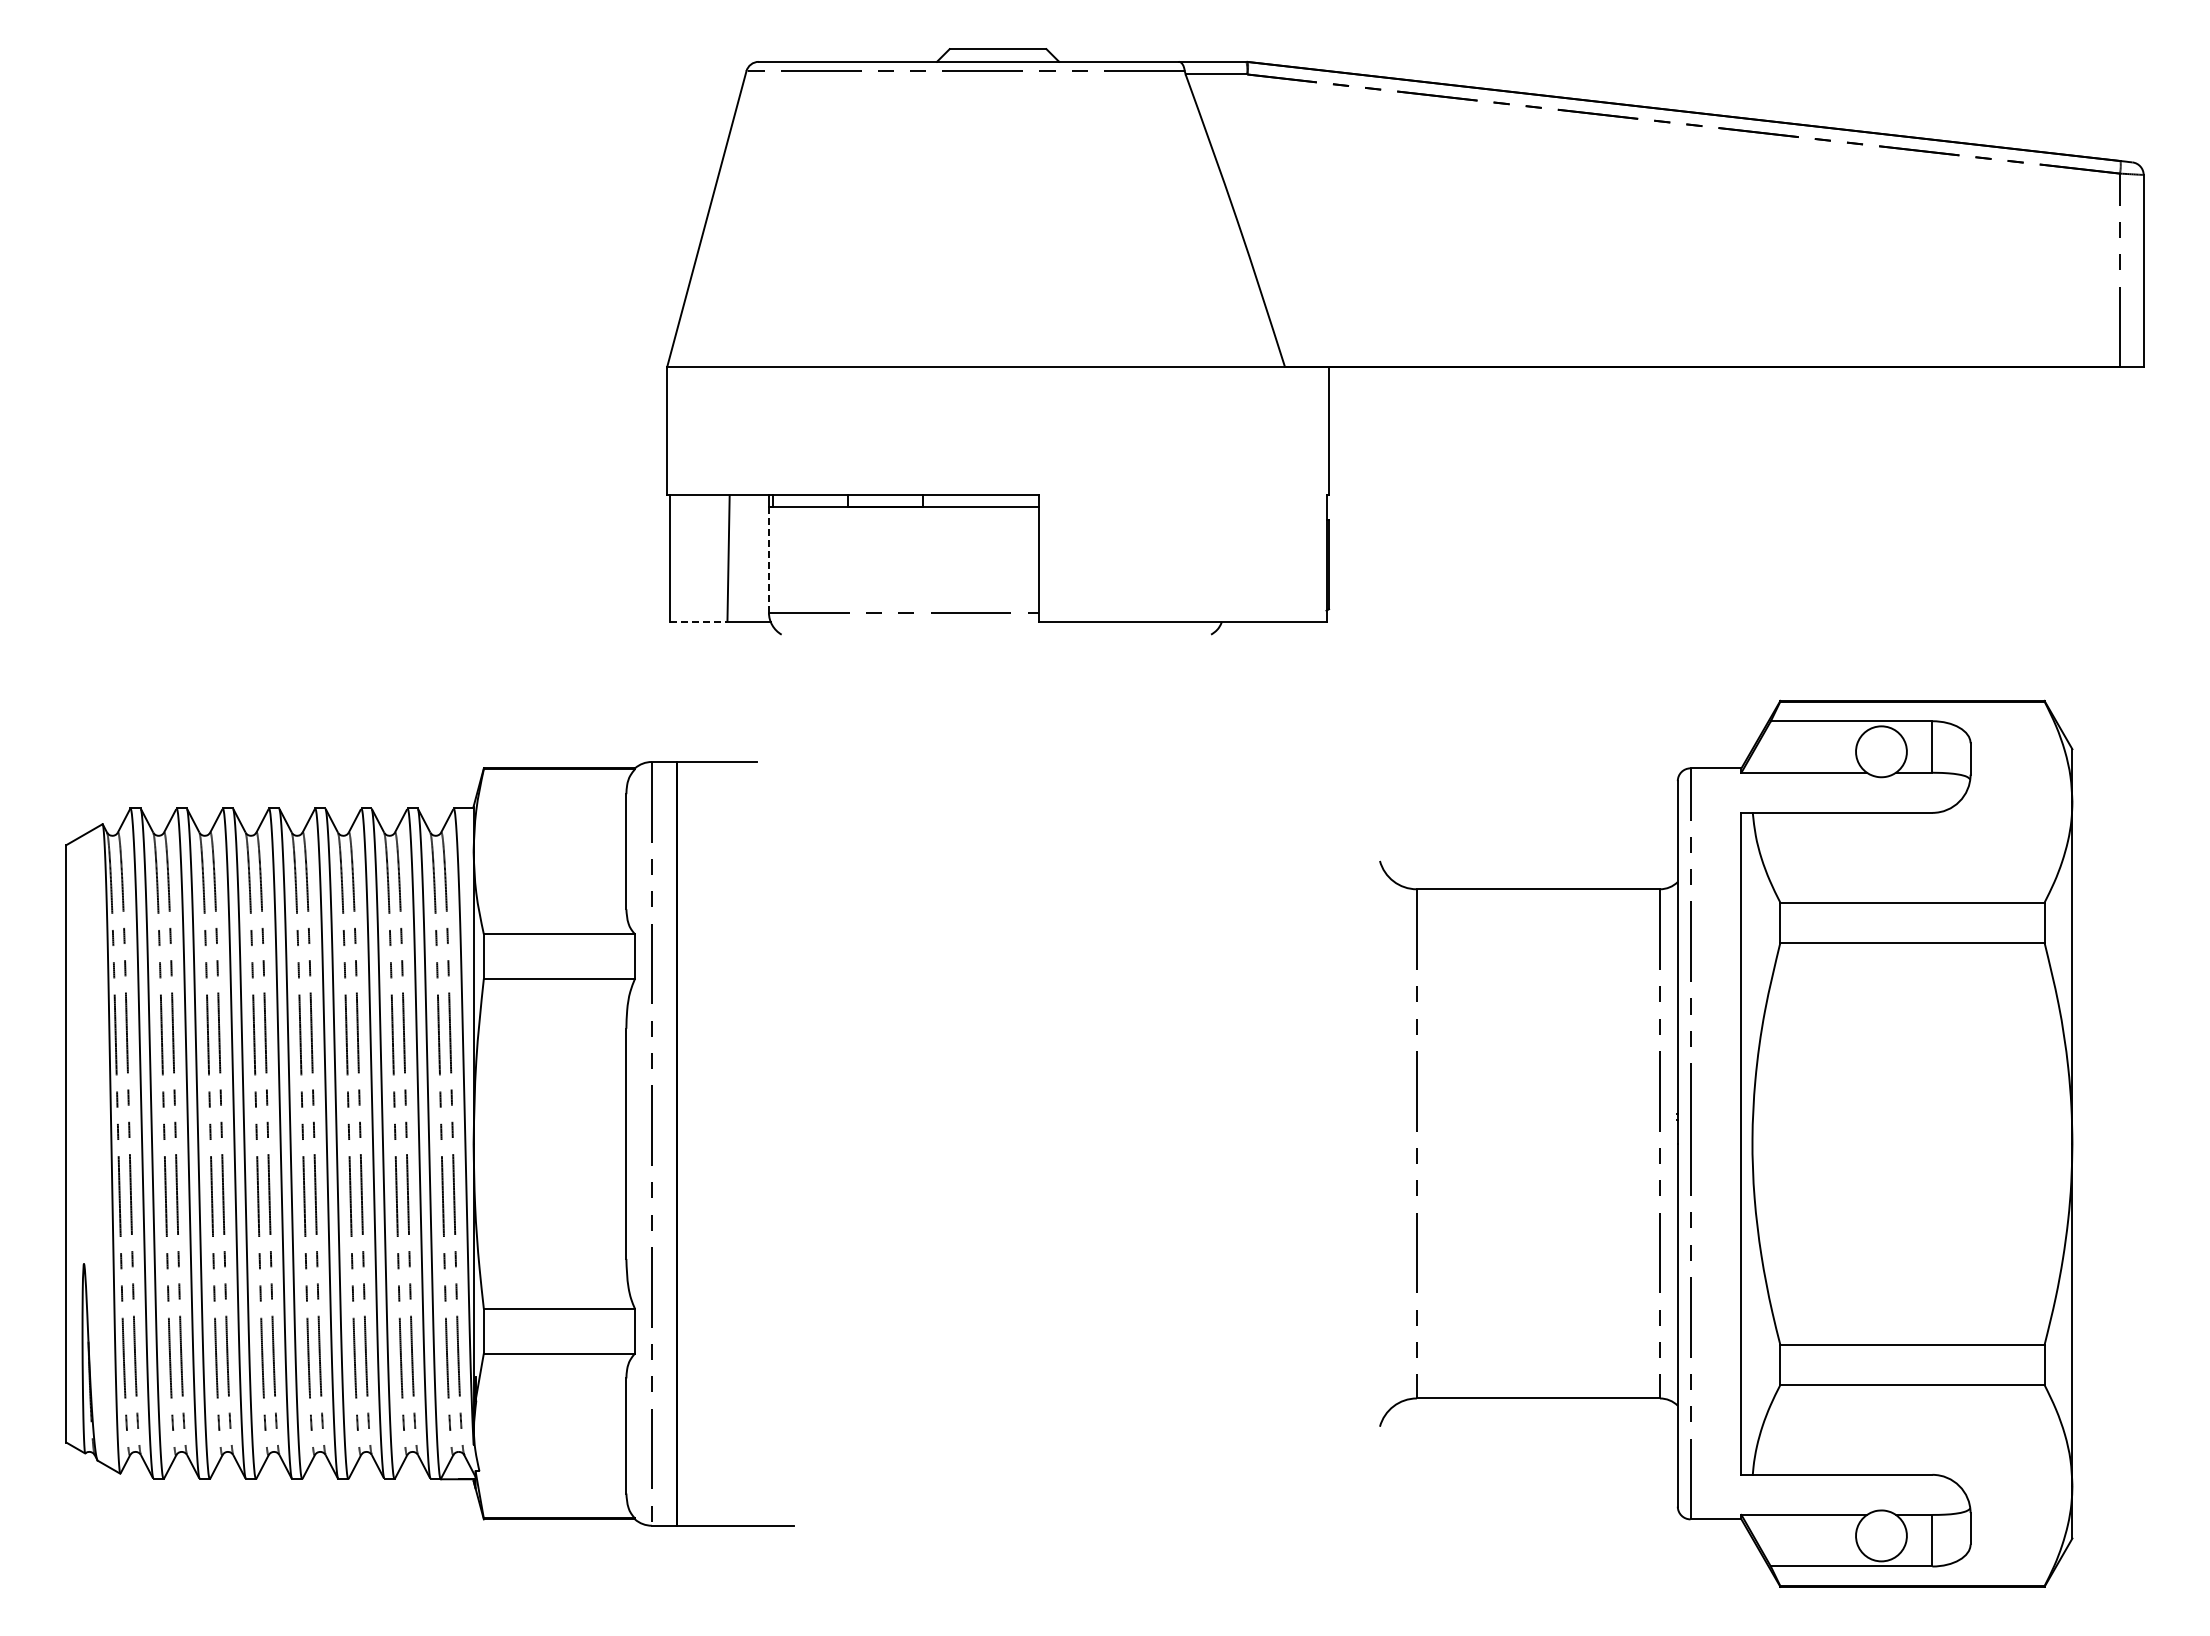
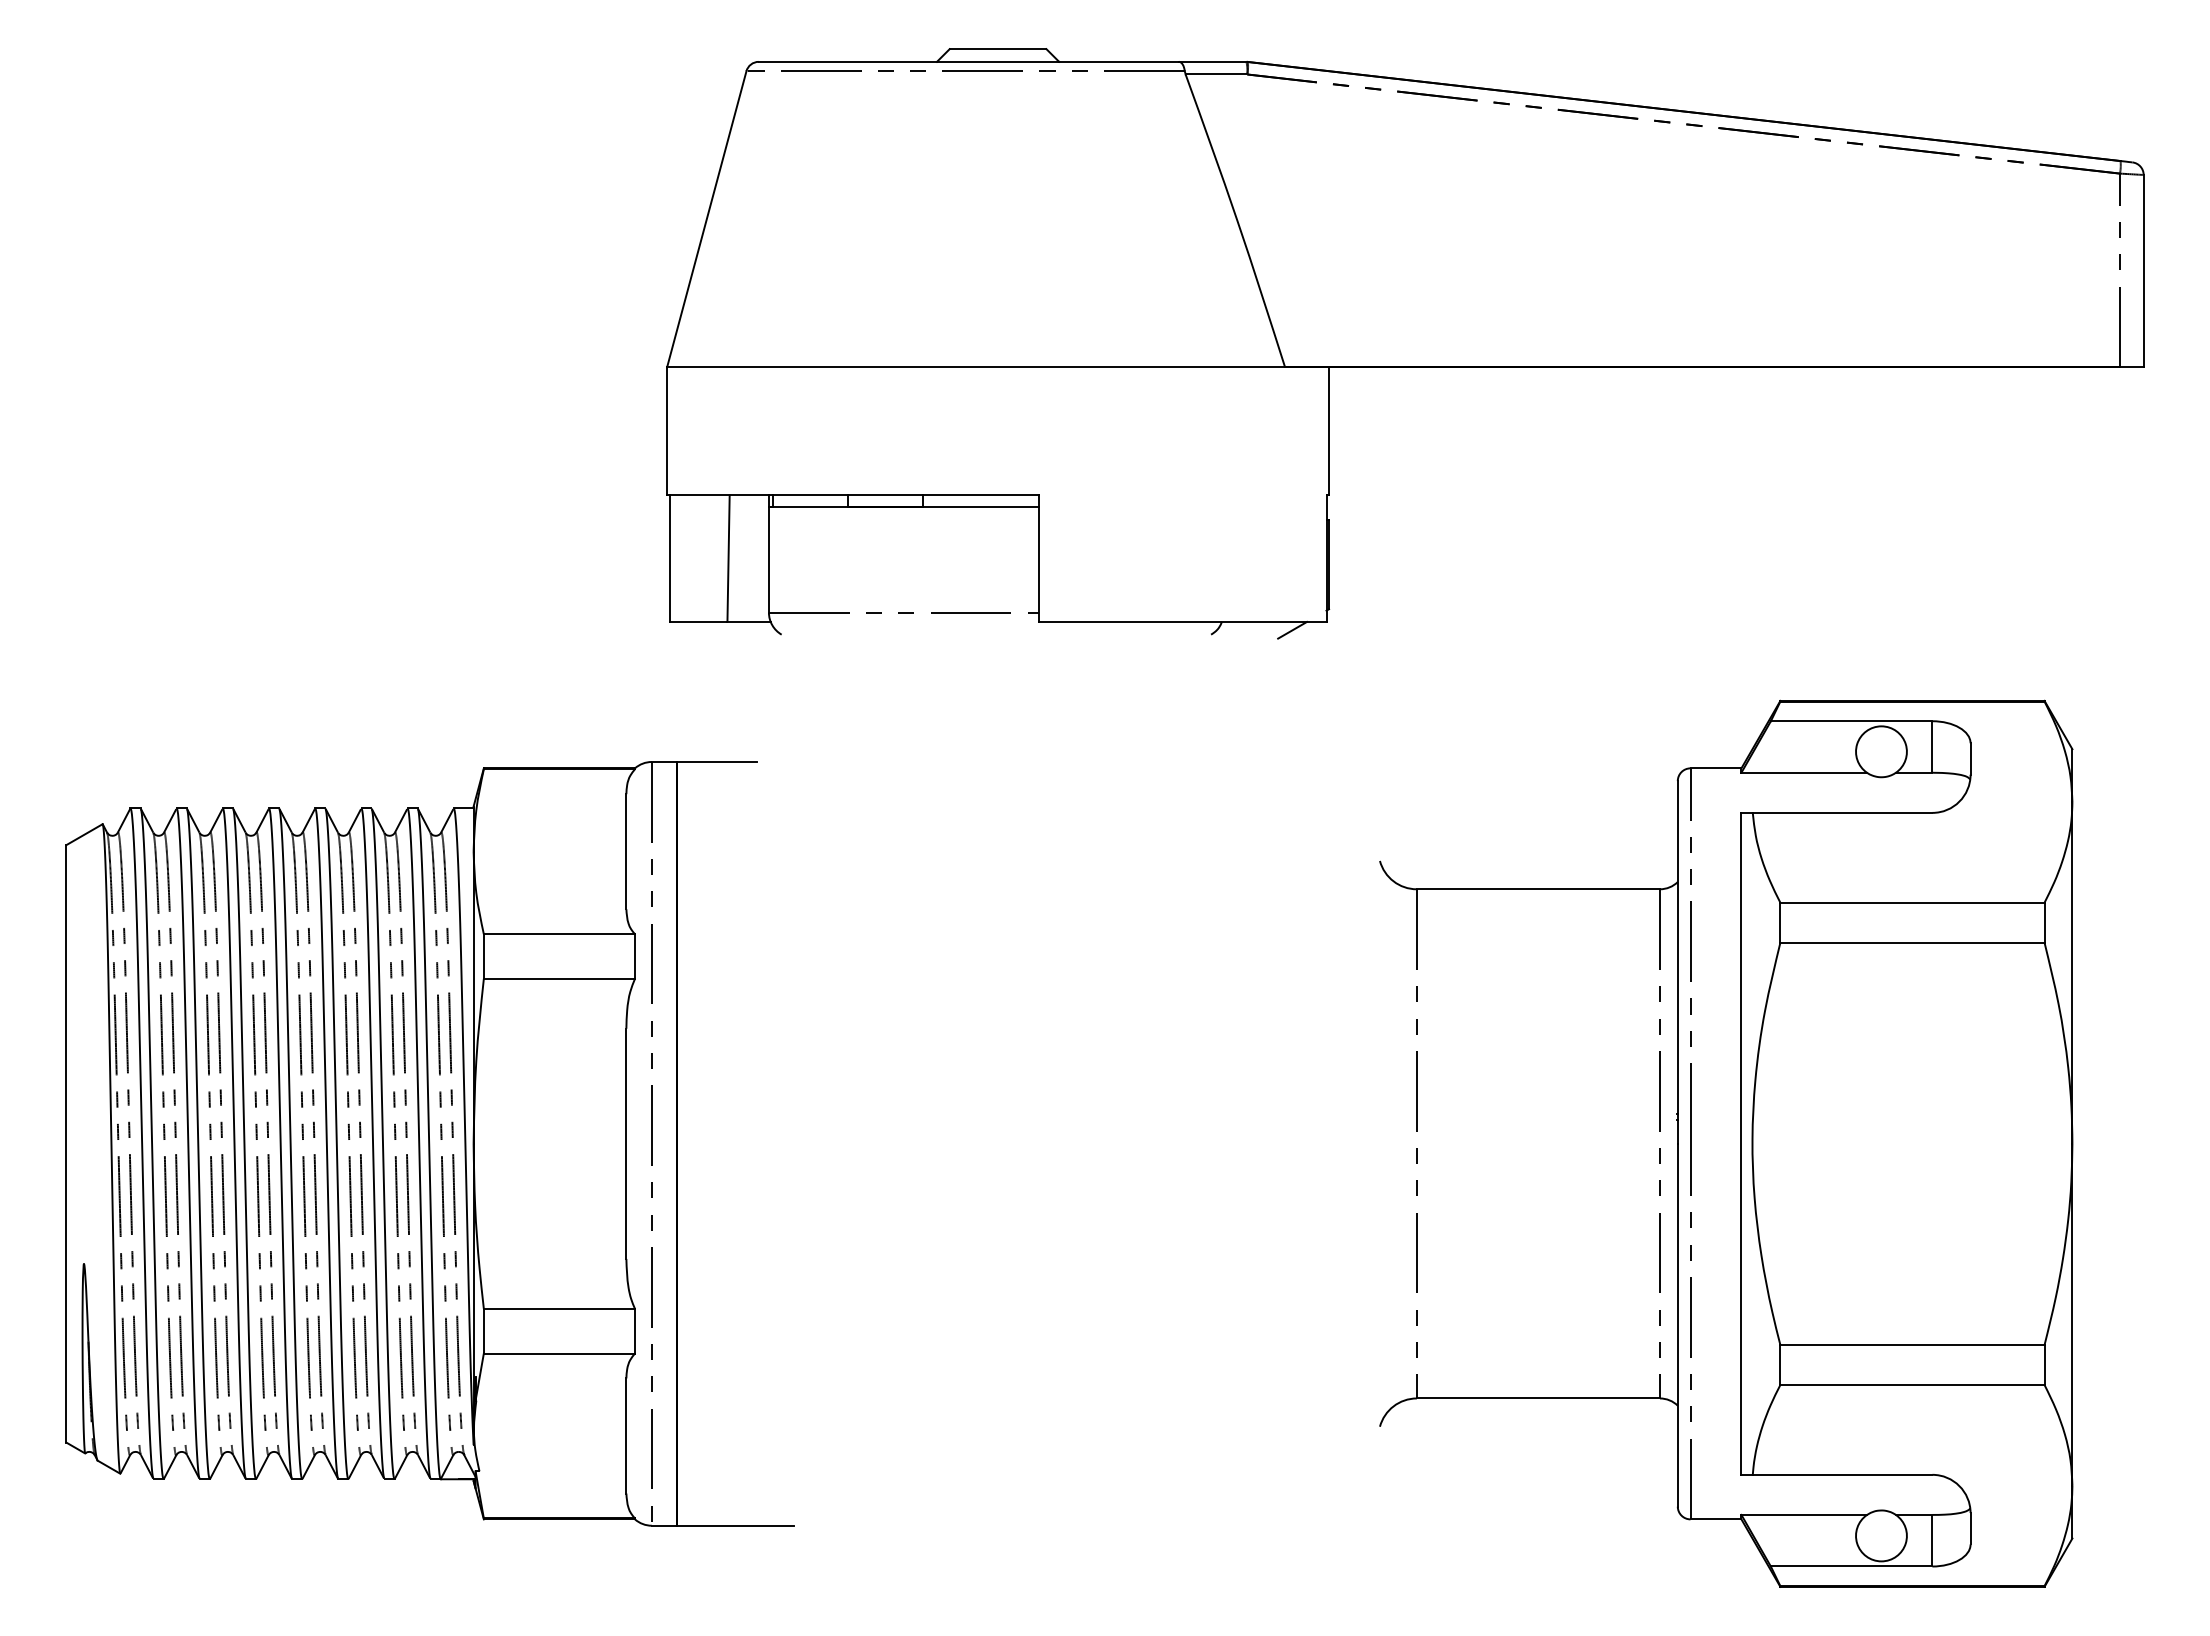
line: dashed -> solid (768, 560)
line: dashed -> solid (698, 621)
line: none -> present (1292, 629)
